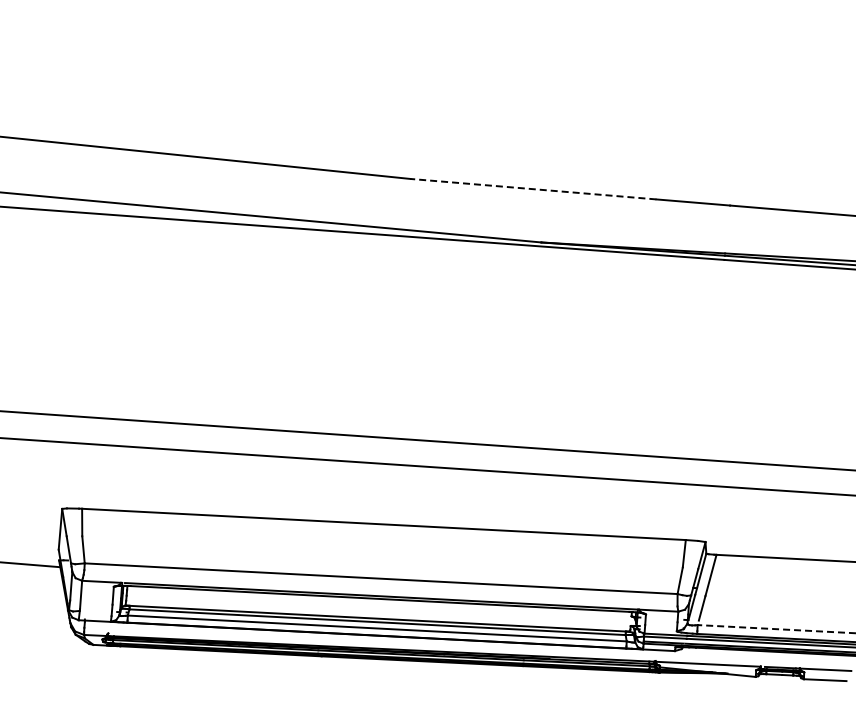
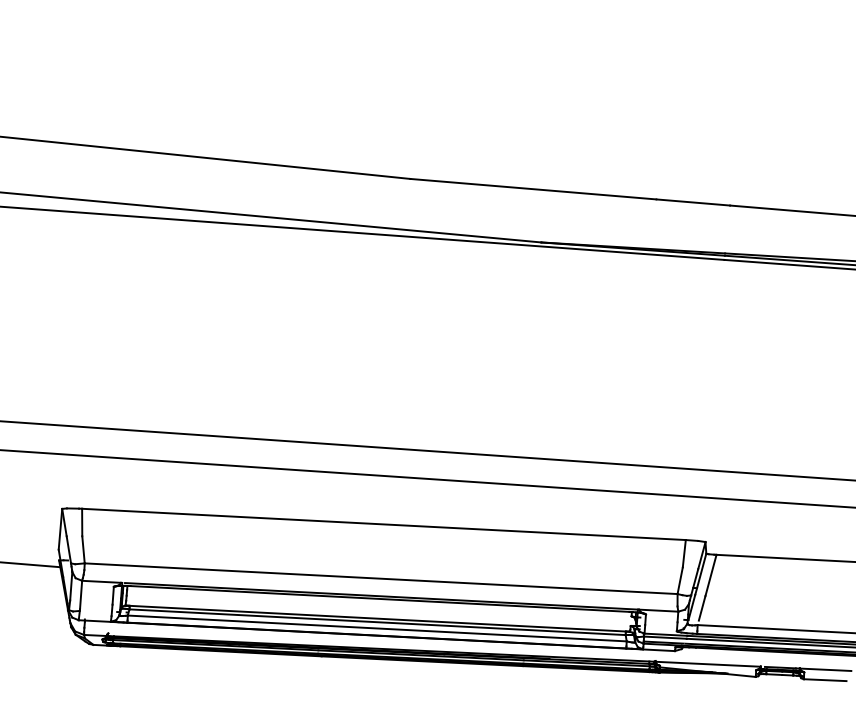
line: dashed -> solid (532, 189)
line position: (427, 440) -> (427, 450) (427, 450)
line position: (427, 466) -> (427, 478) (427, 478)
line: dashed -> solid (776, 629)
